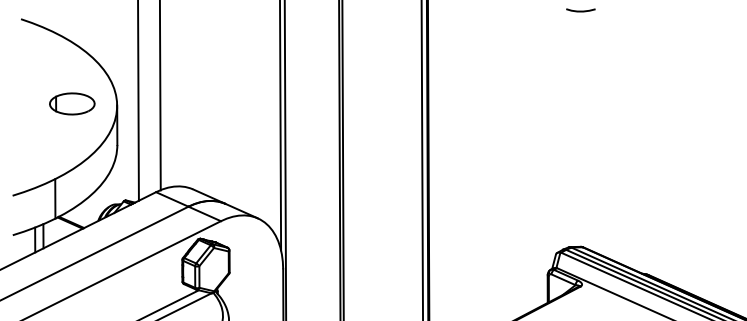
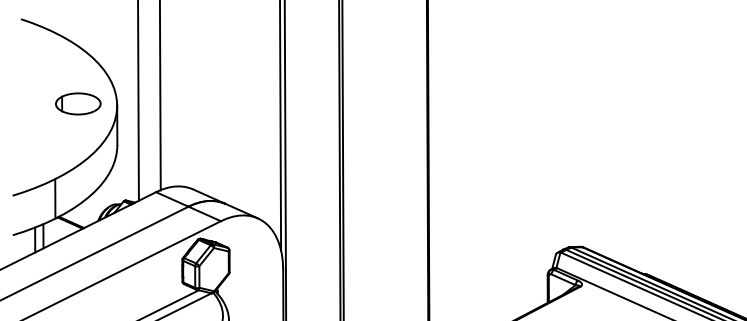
curve: present -> none (580, 10)
part position: (72, 103) -> (78, 103) (78, 103)
line: present -> none (422, 159)
